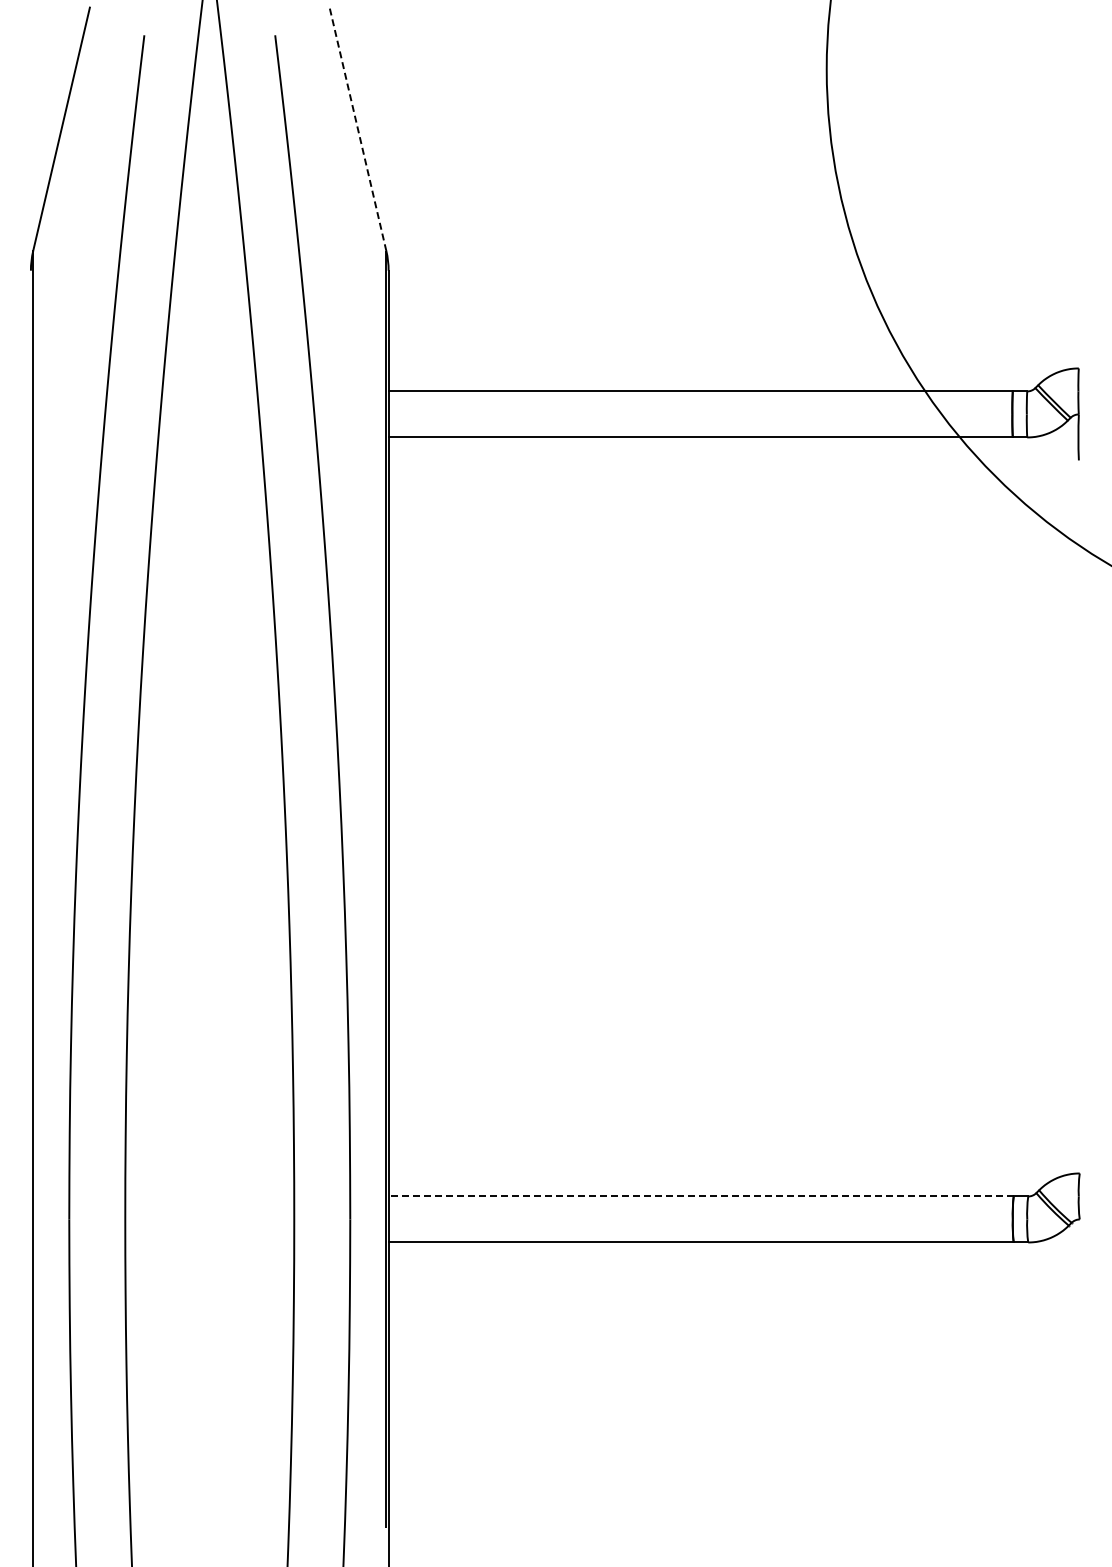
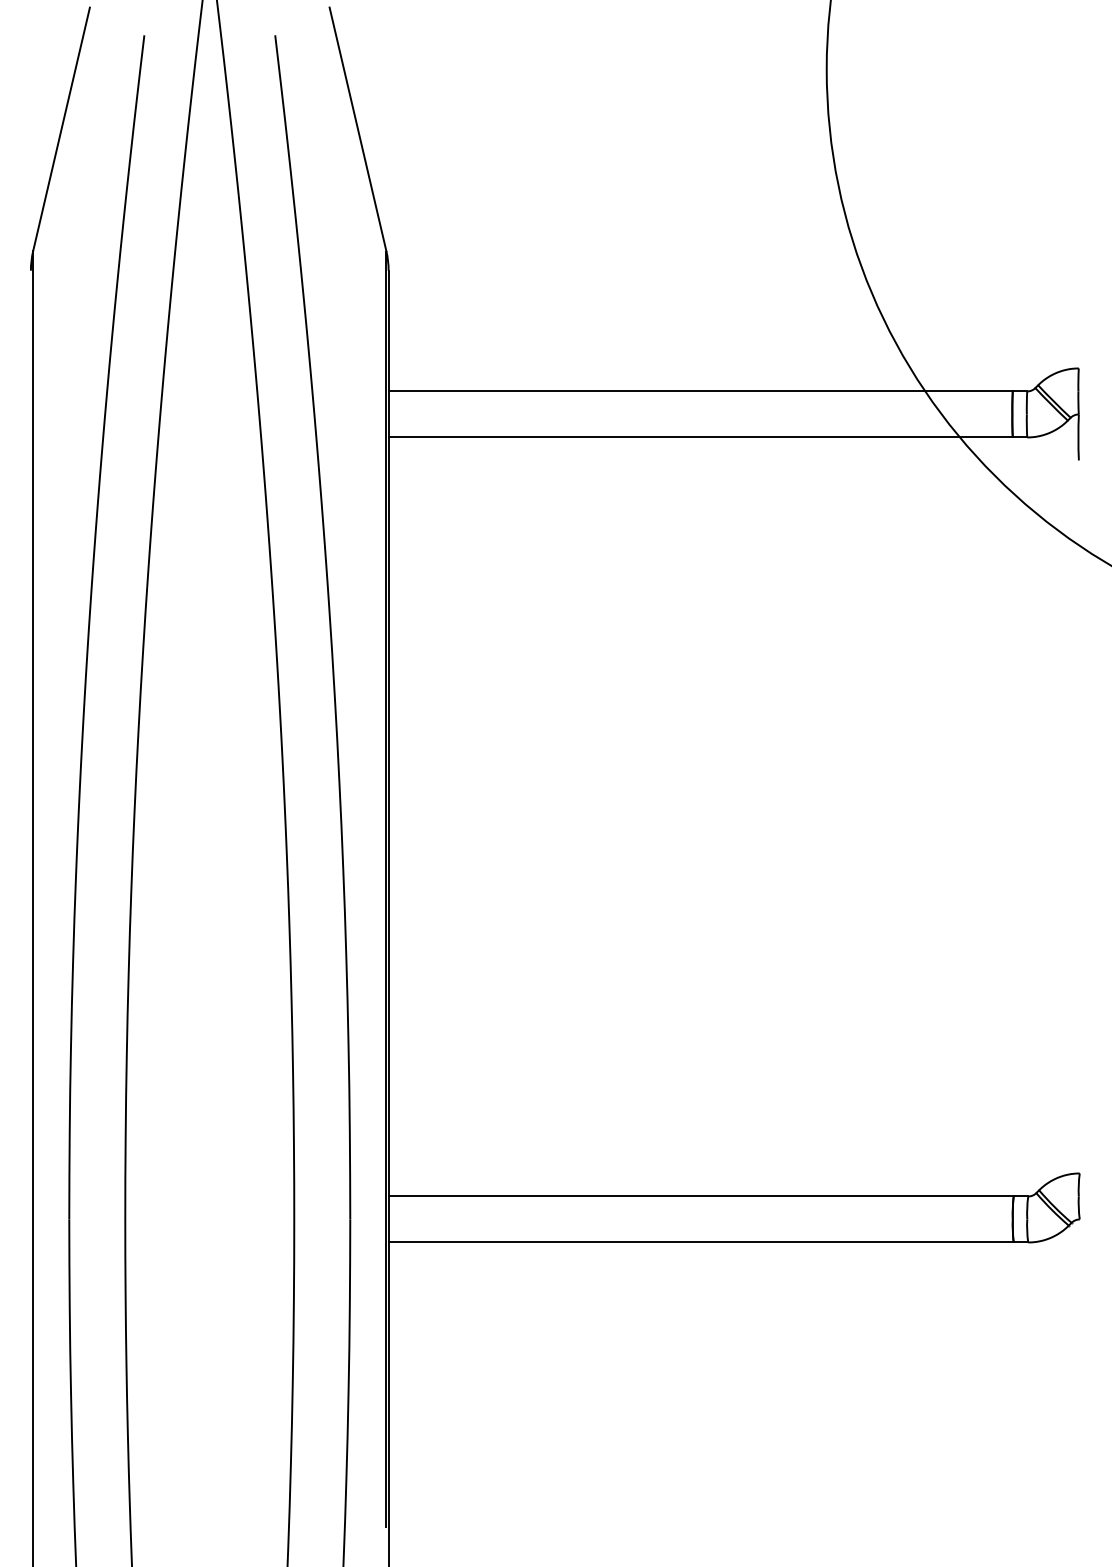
line: dashed -> solid (357, 128)
line: dashed -> solid (701, 1196)
